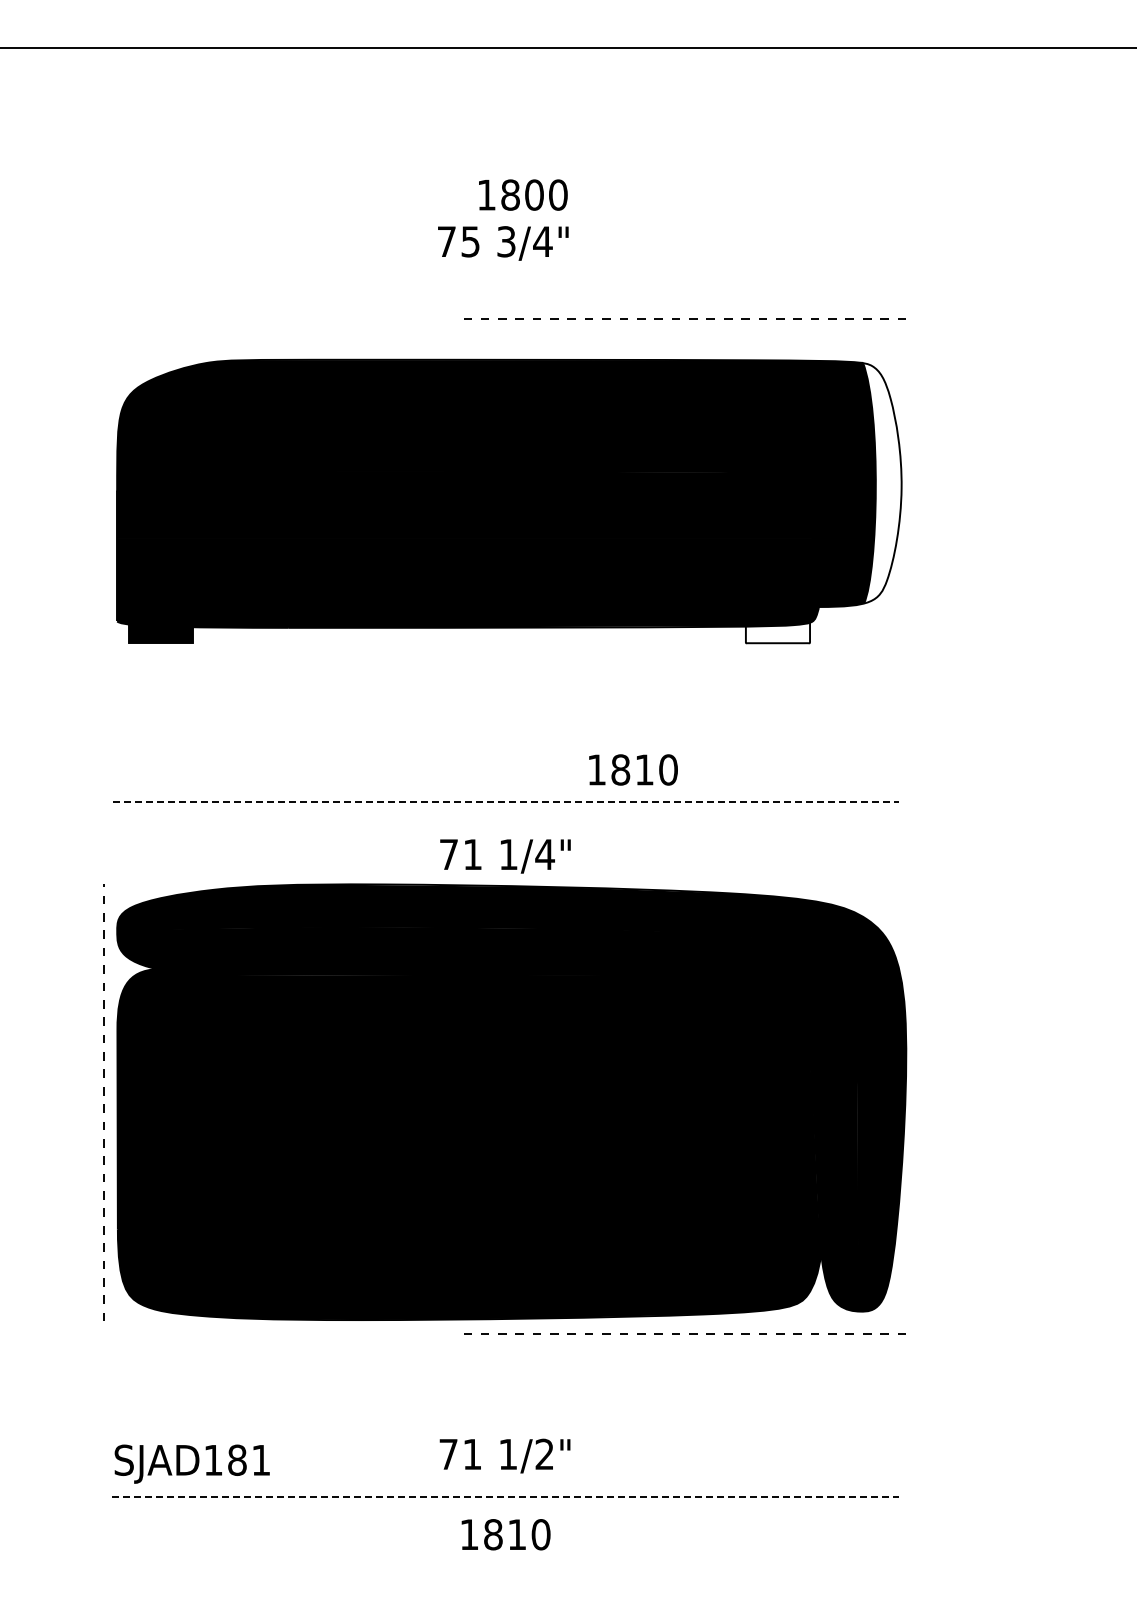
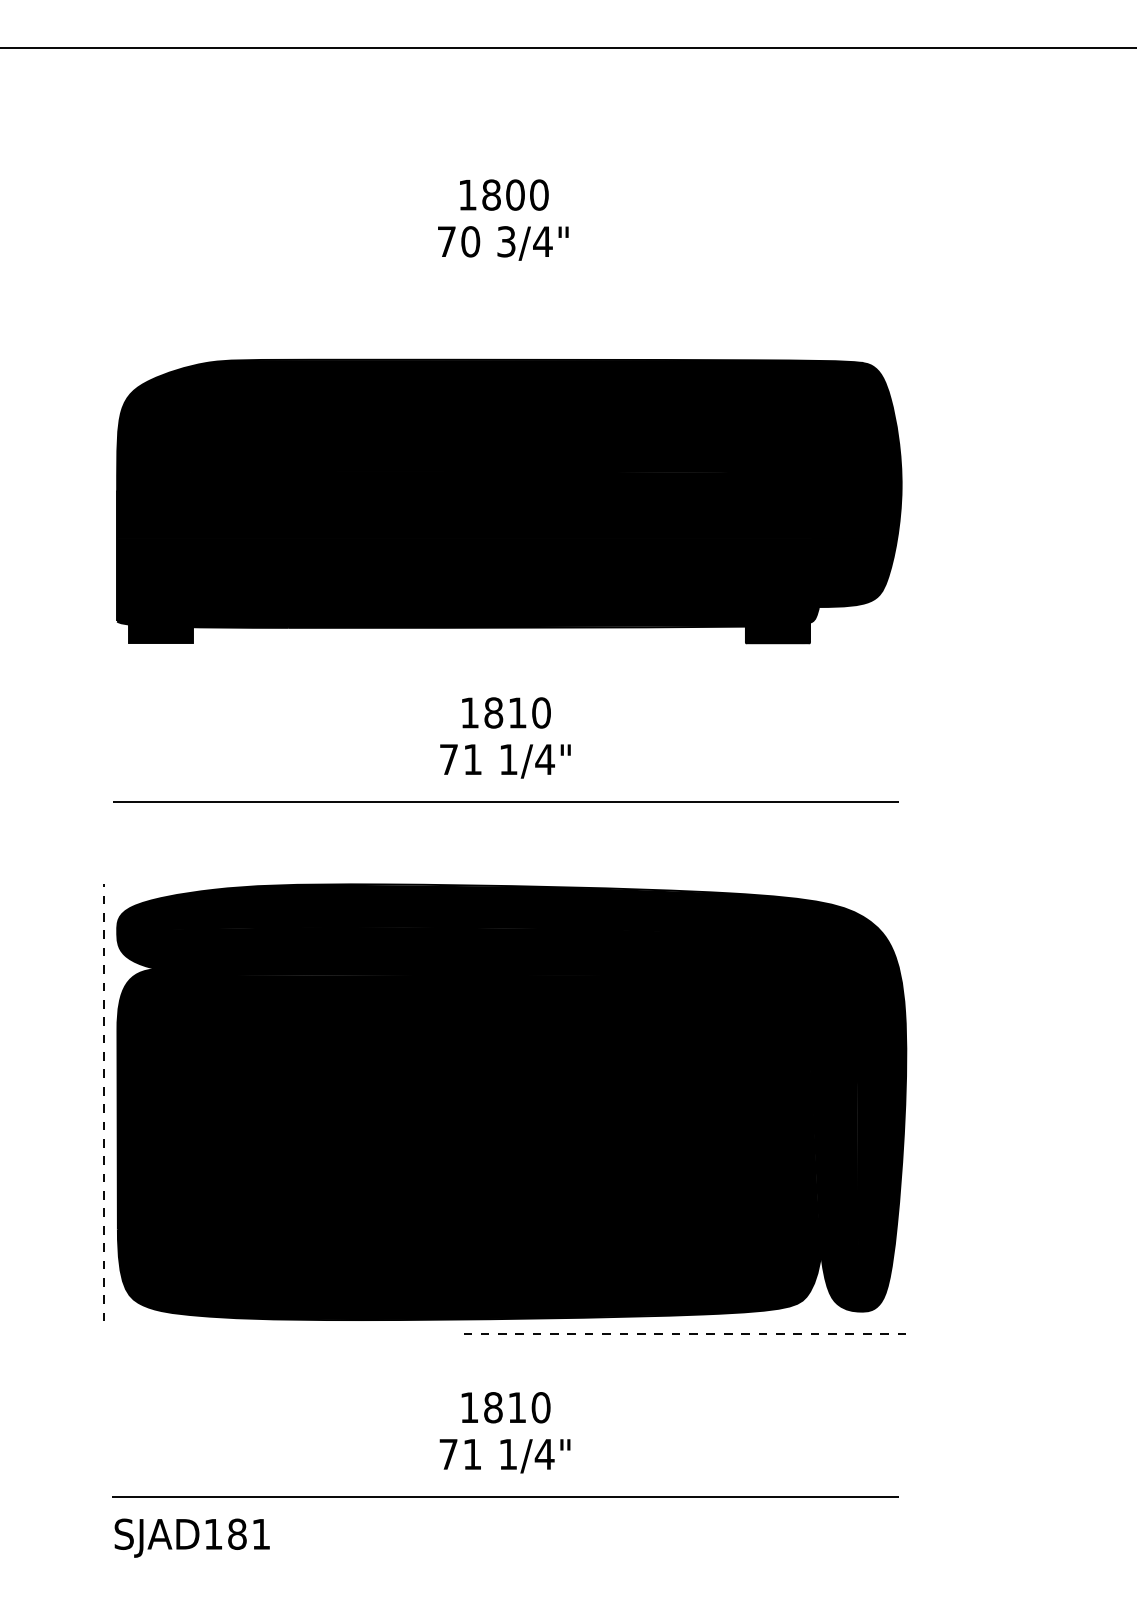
text position: (523, 194) -> (504, 194) (504, 194)
text: 75 -> 70 (470, 241)
line: present -> none (679, 318)
fill: none -> present (882, 483)
fill: none -> present (777, 632)
text position: (633, 769) -> (506, 712) (506, 712)
line: dashed -> solid (506, 801)
text position: (505, 856) -> (505, 761) (505, 761)
text: 1/2" -> 1/4" (544, 1453)
text position: (191, 1463) -> (191, 1537) (191, 1537)
line: dashed -> solid (505, 1496)
text position: (505, 1534) -> (505, 1407) (505, 1407)
